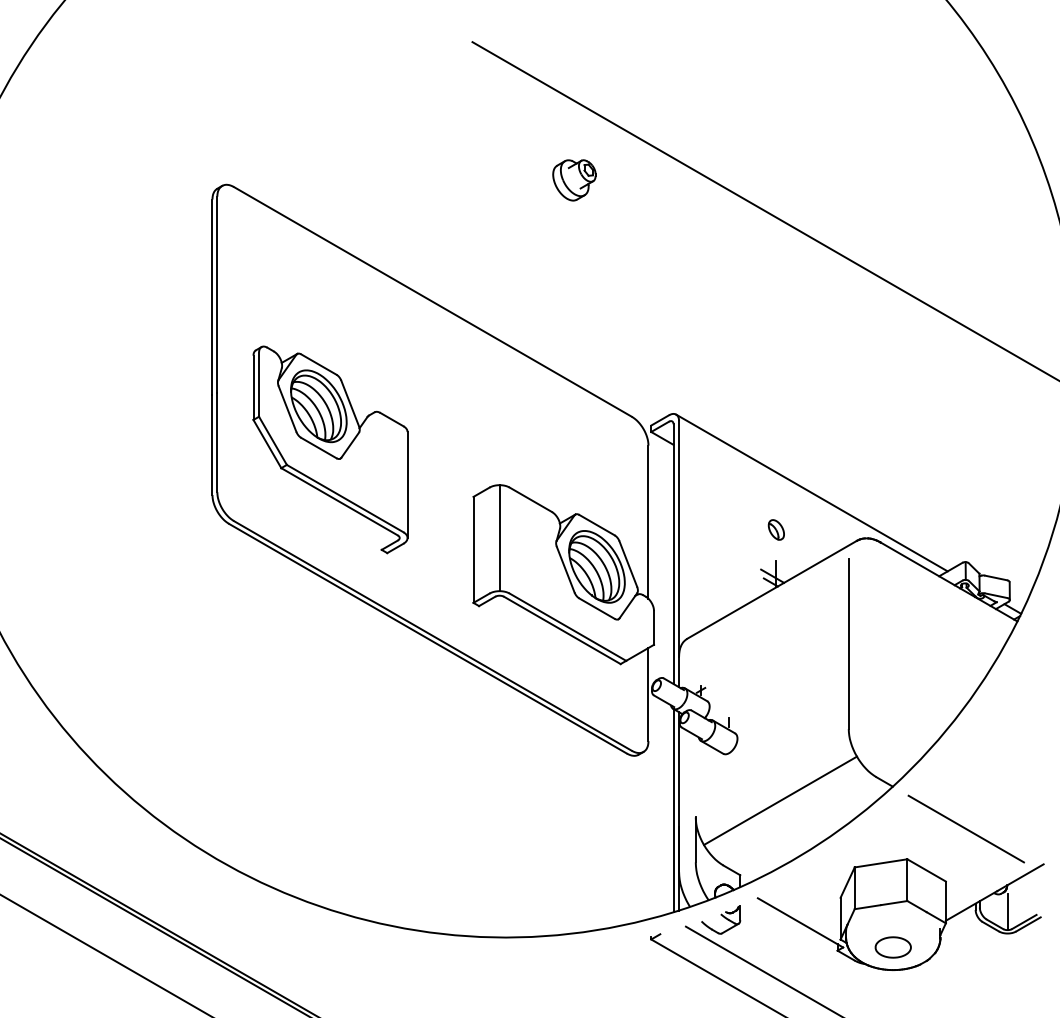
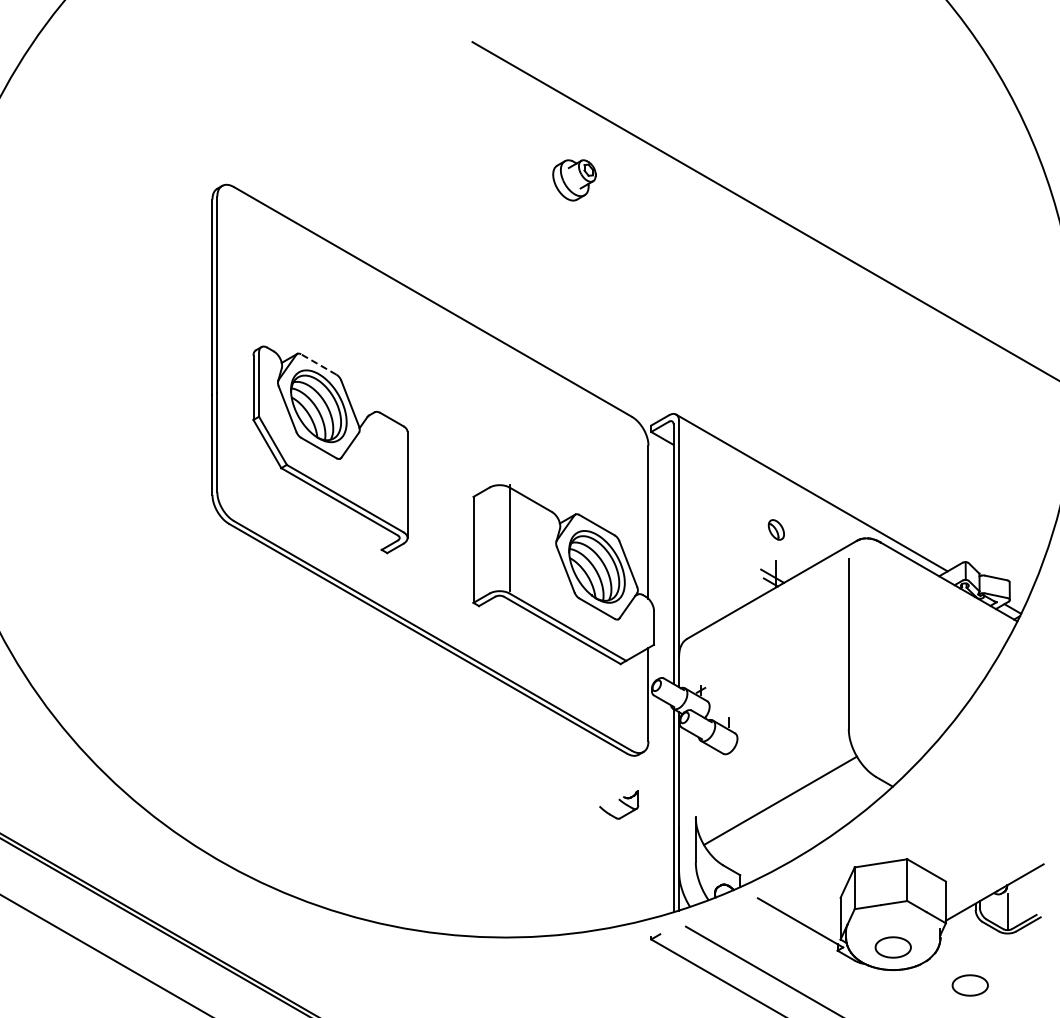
line: solid -> dashed (318, 364)
line position: (499, 538) -> (509, 538) (509, 538)
line: present -> none (965, 828)
part position: (721, 919) -> (619, 804) (619, 804)
part: none -> present (969, 985)
